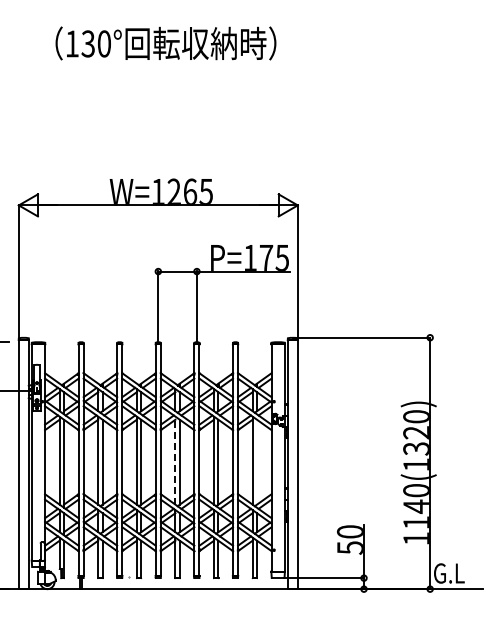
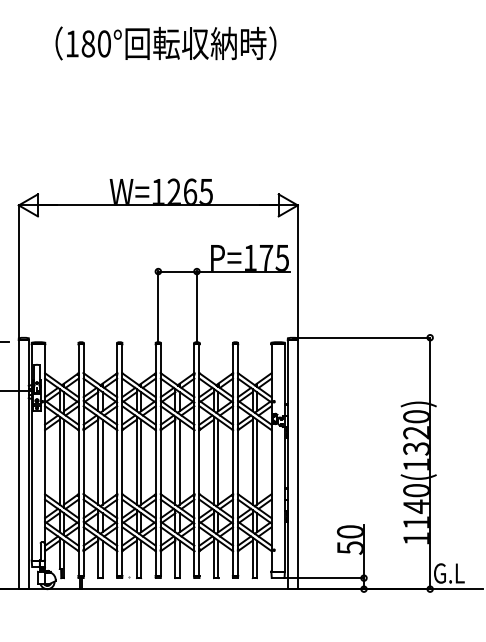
text: 130° -> 180° (88, 43)
line: dashed -> solid (175, 460)
line: none -> present (257, 461)
